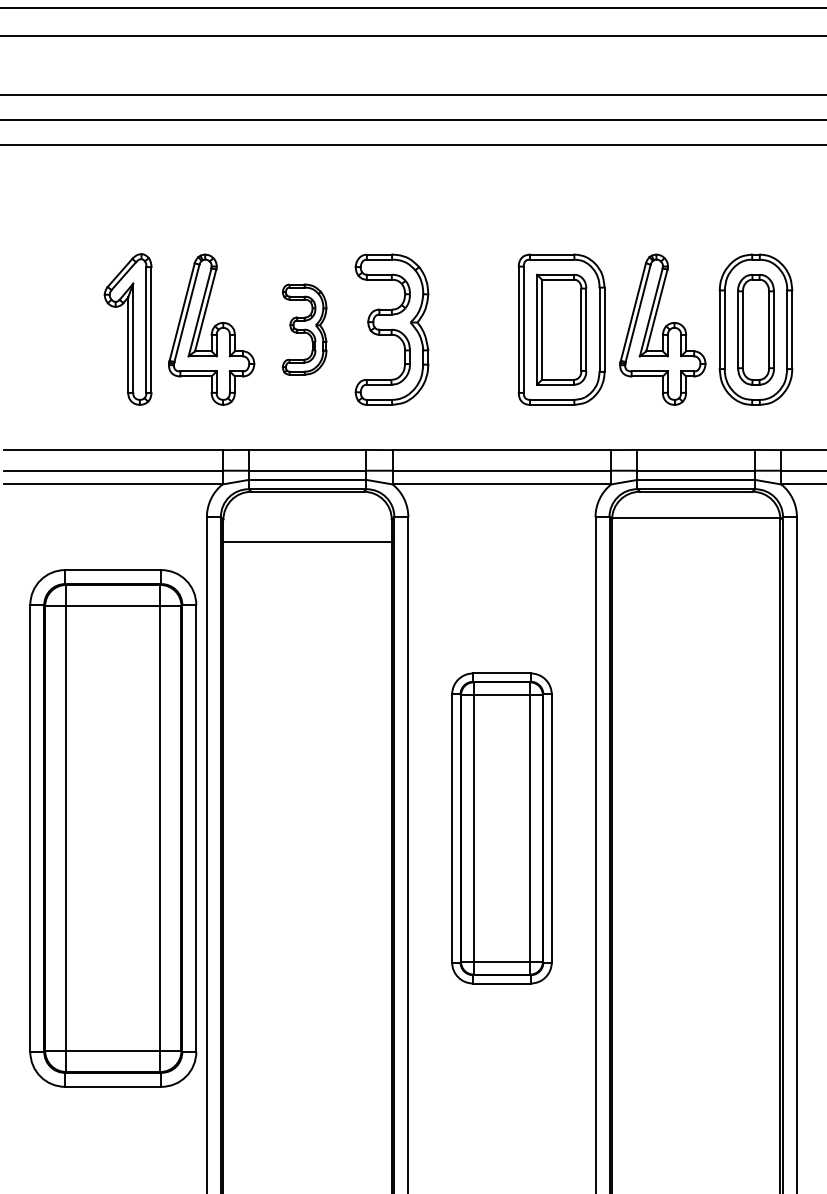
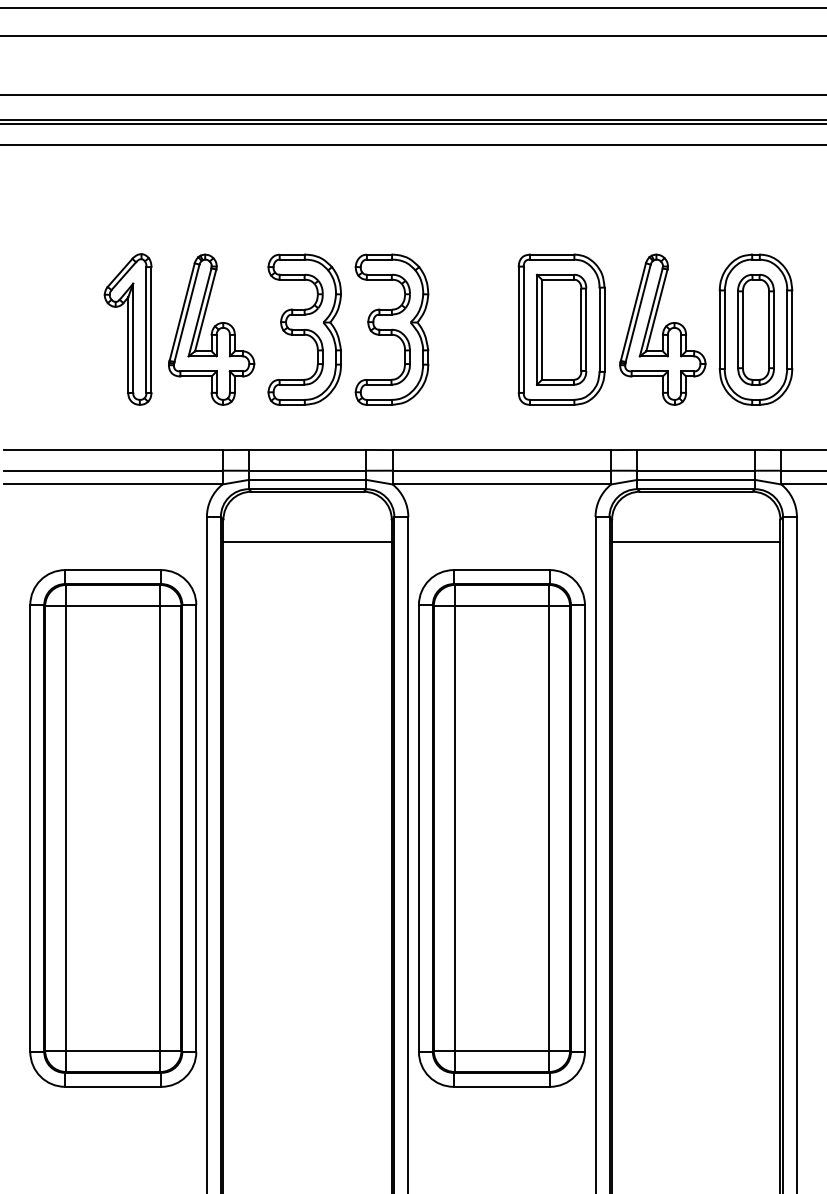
line: none -> present (412, 124)
part size: 46x93 px -> 75x153 px (304, 329)
line position: (696, 518) -> (696, 542) (696, 542)
part size: 102x313 px -> 168x519 px (501, 828)
